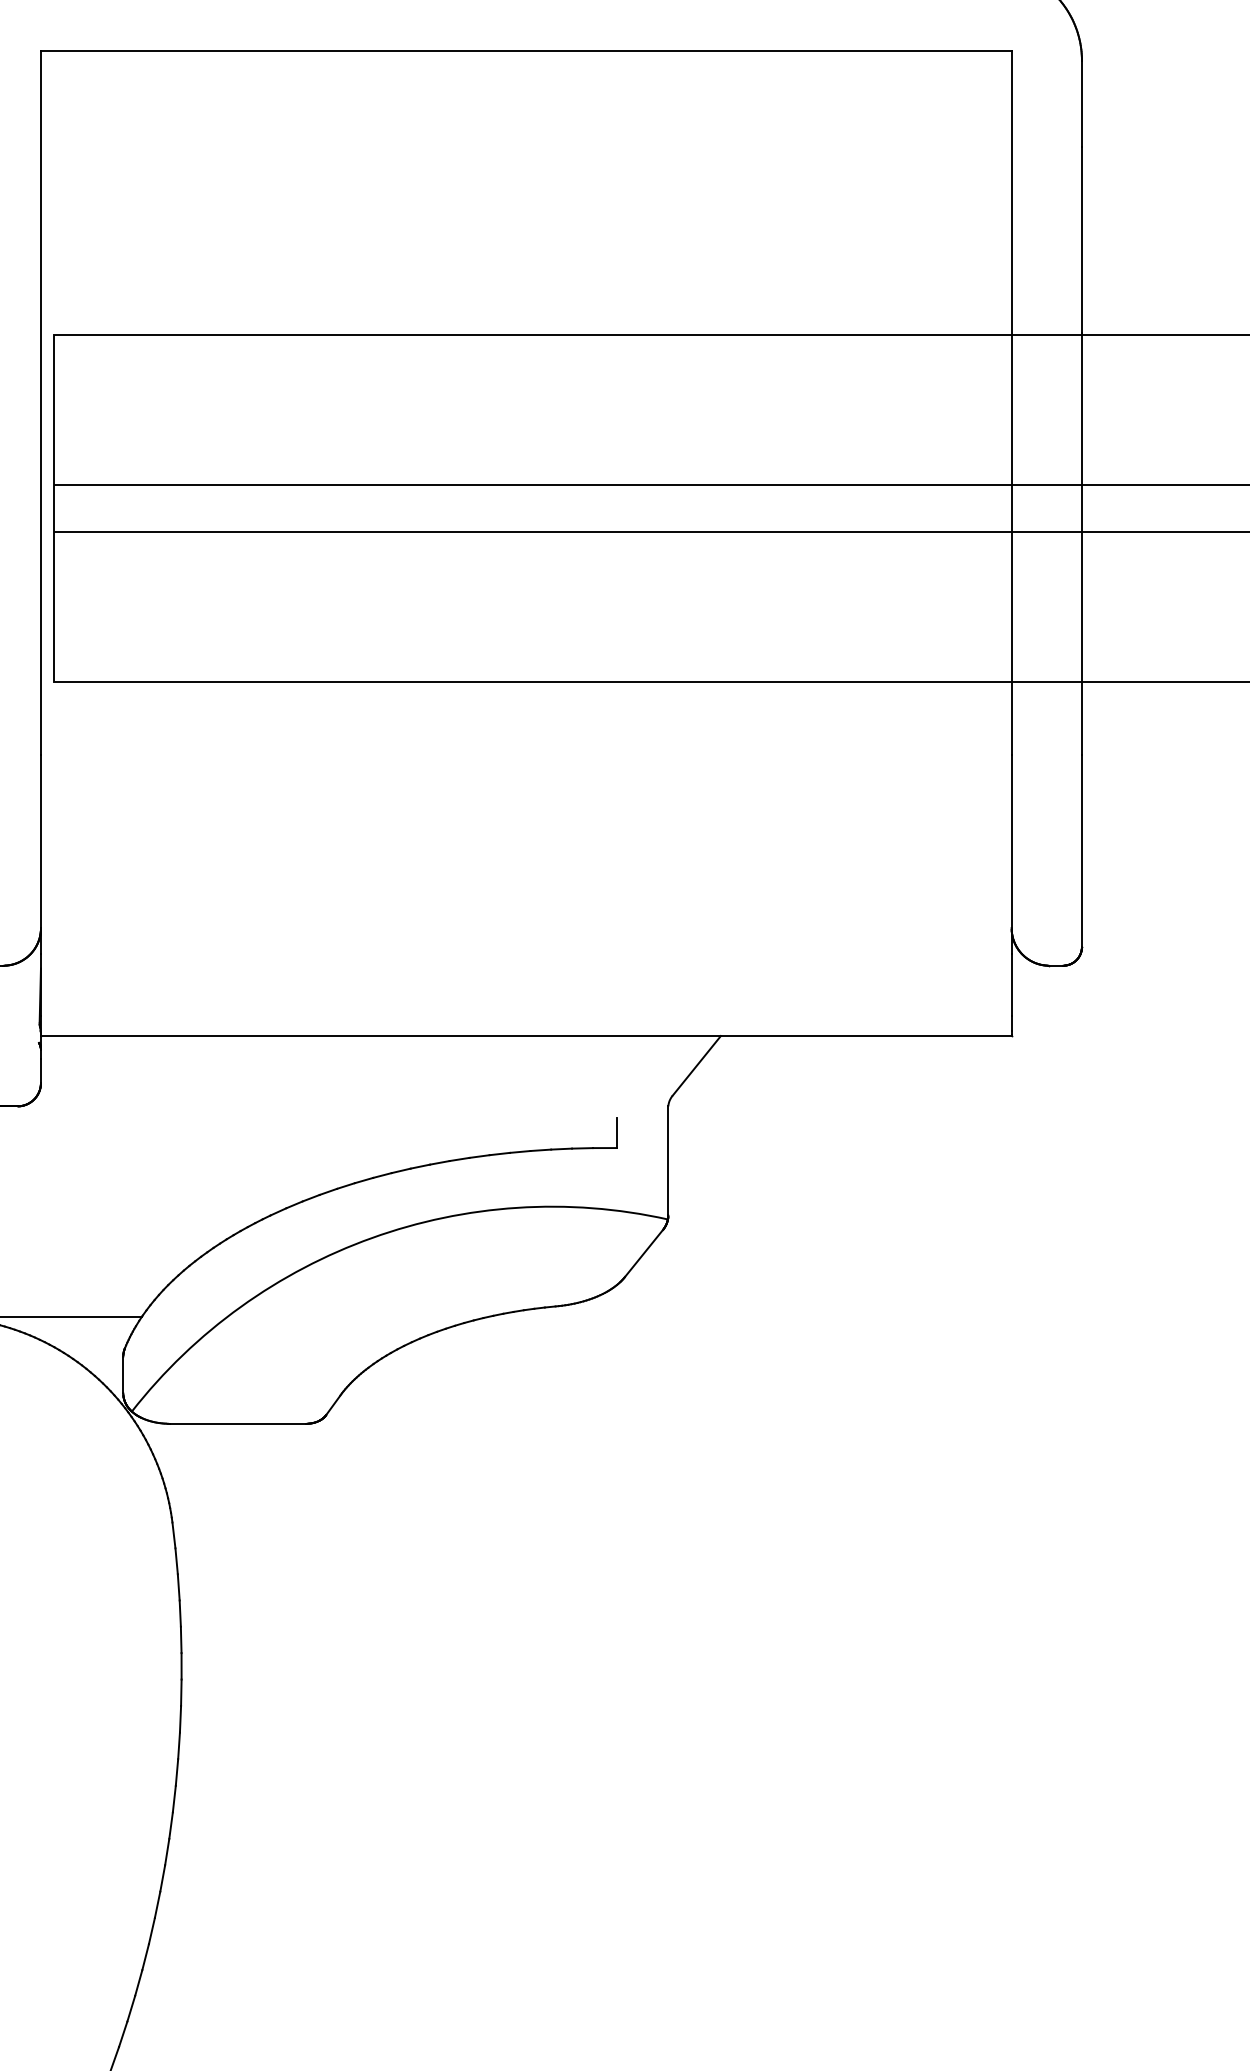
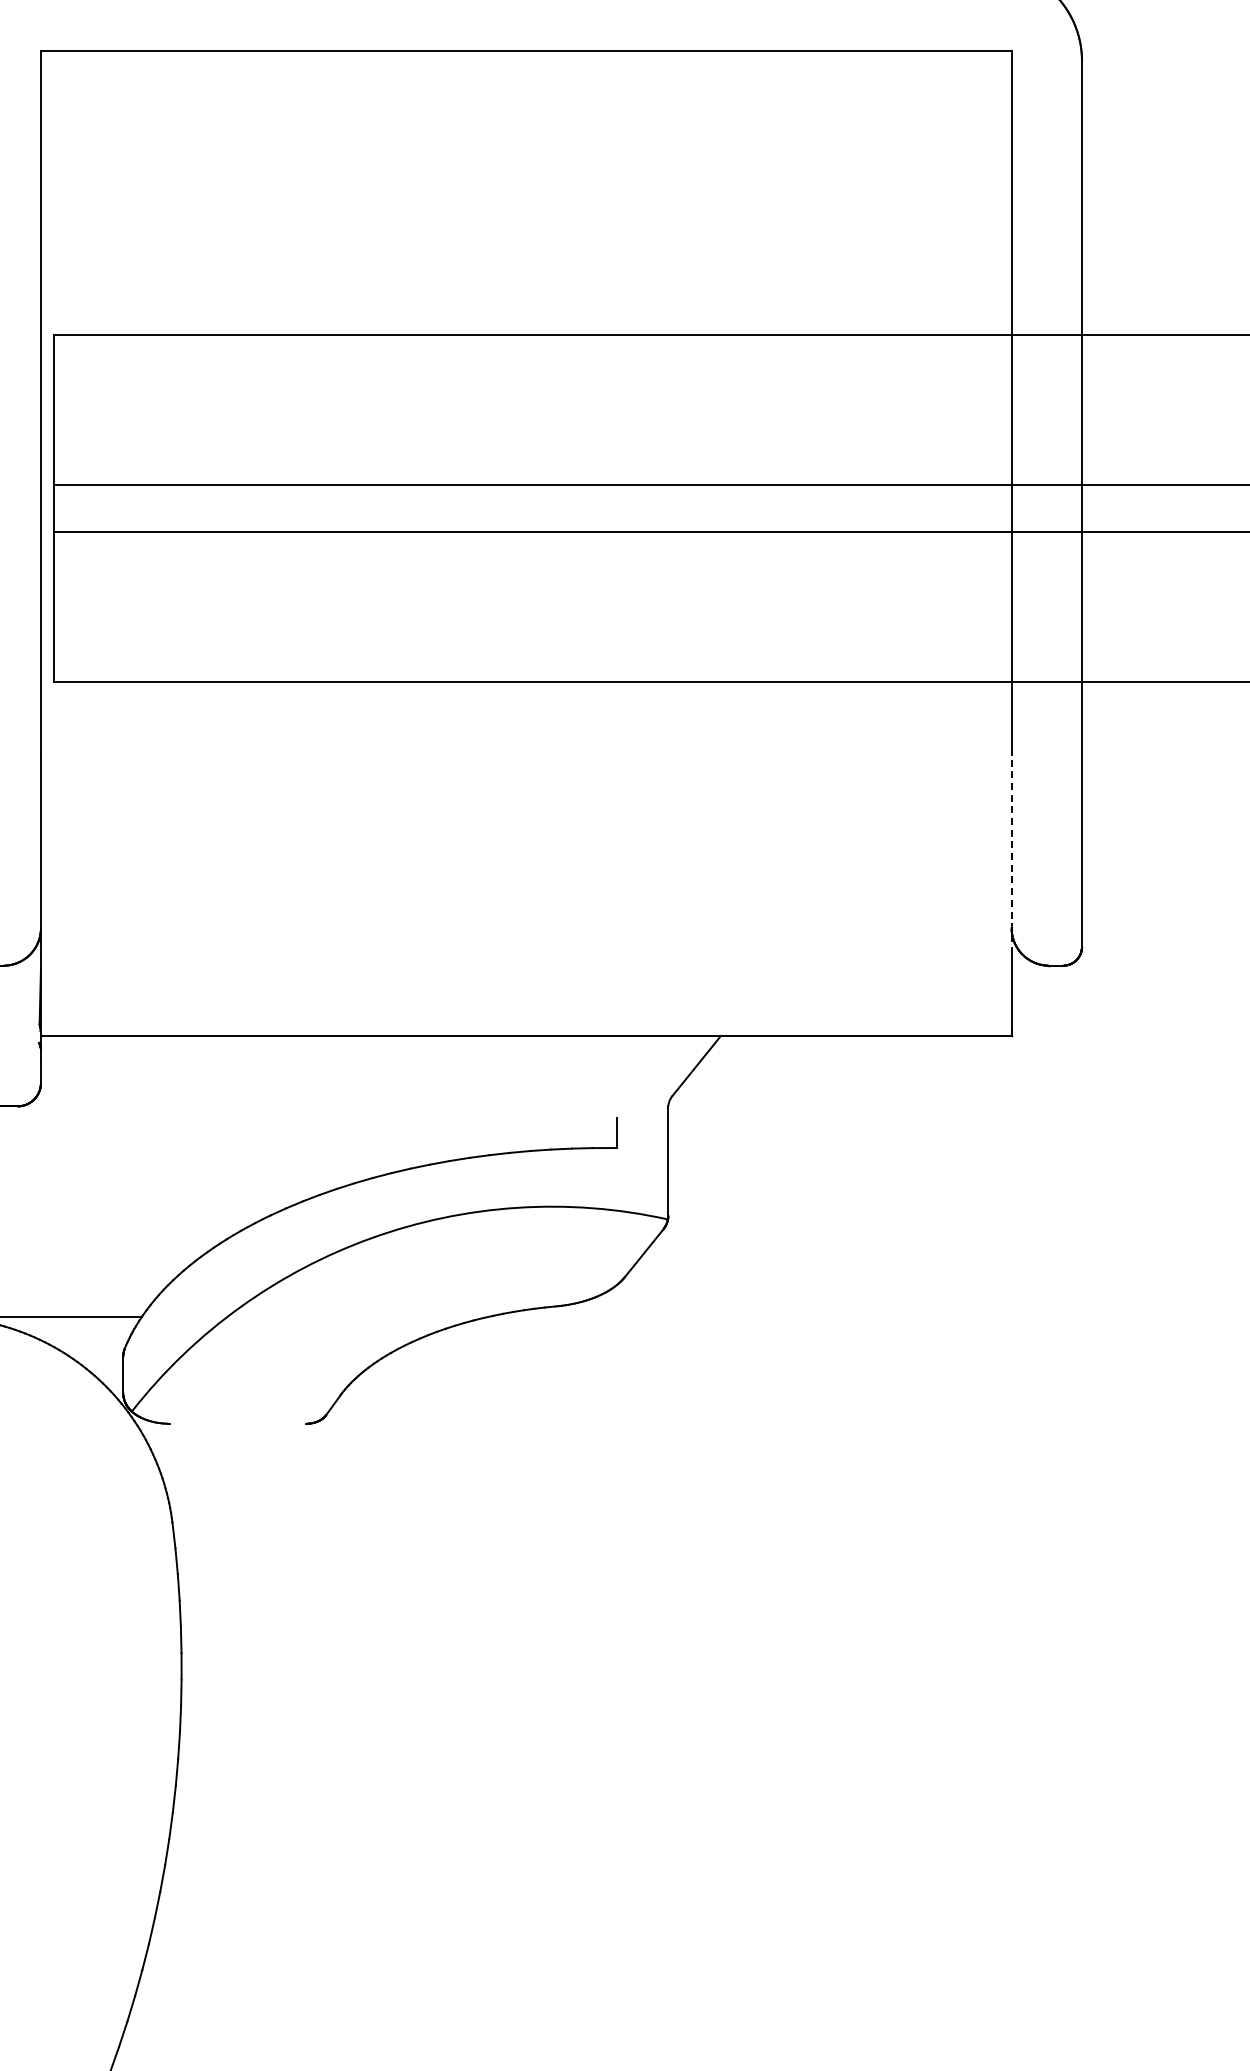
line: solid -> dashed (1011, 853)
line: present -> none (238, 1423)
